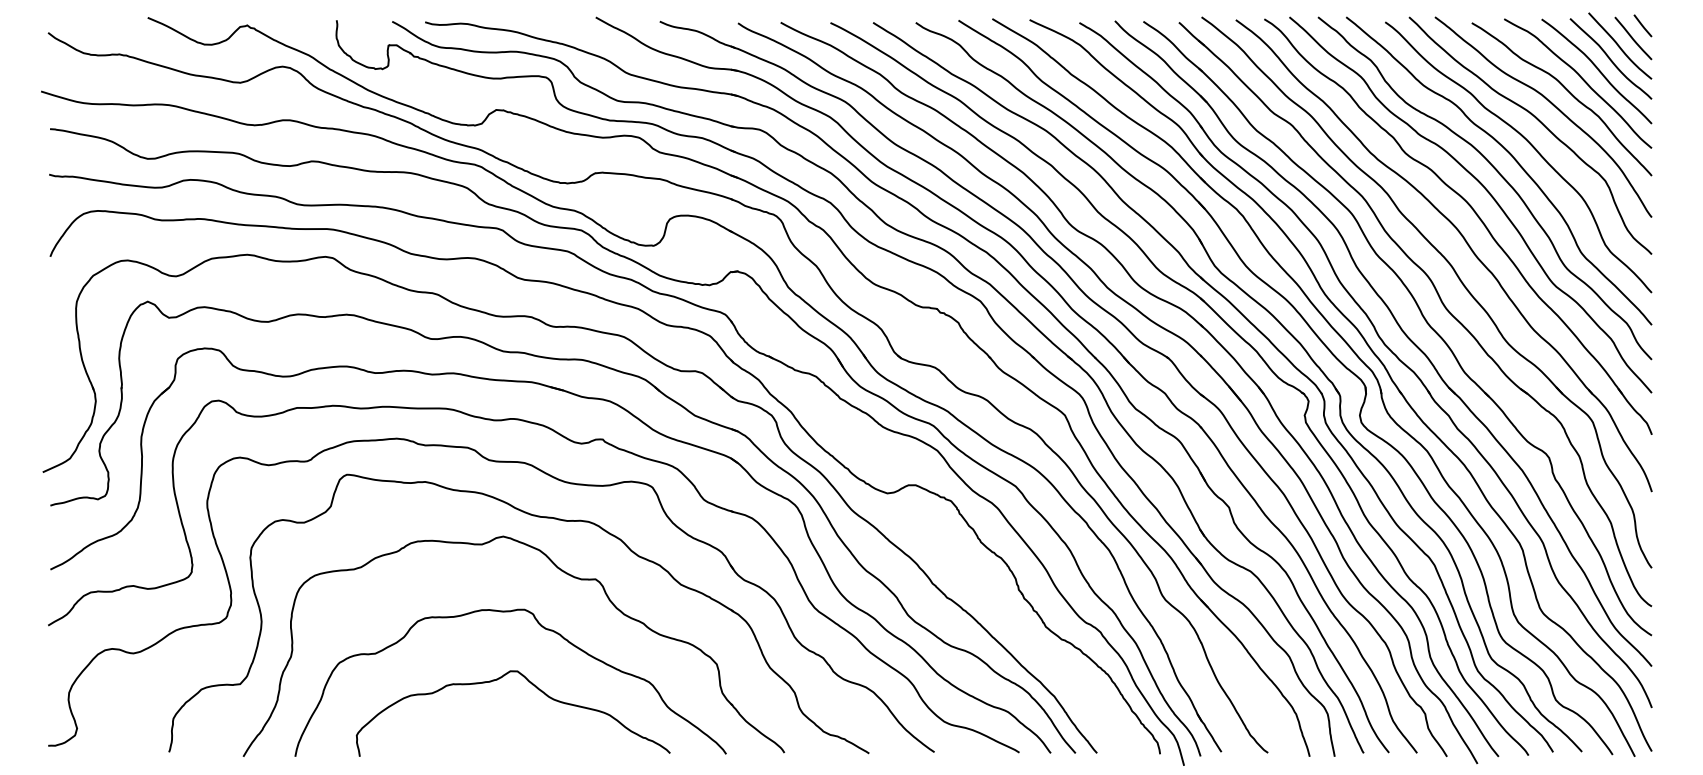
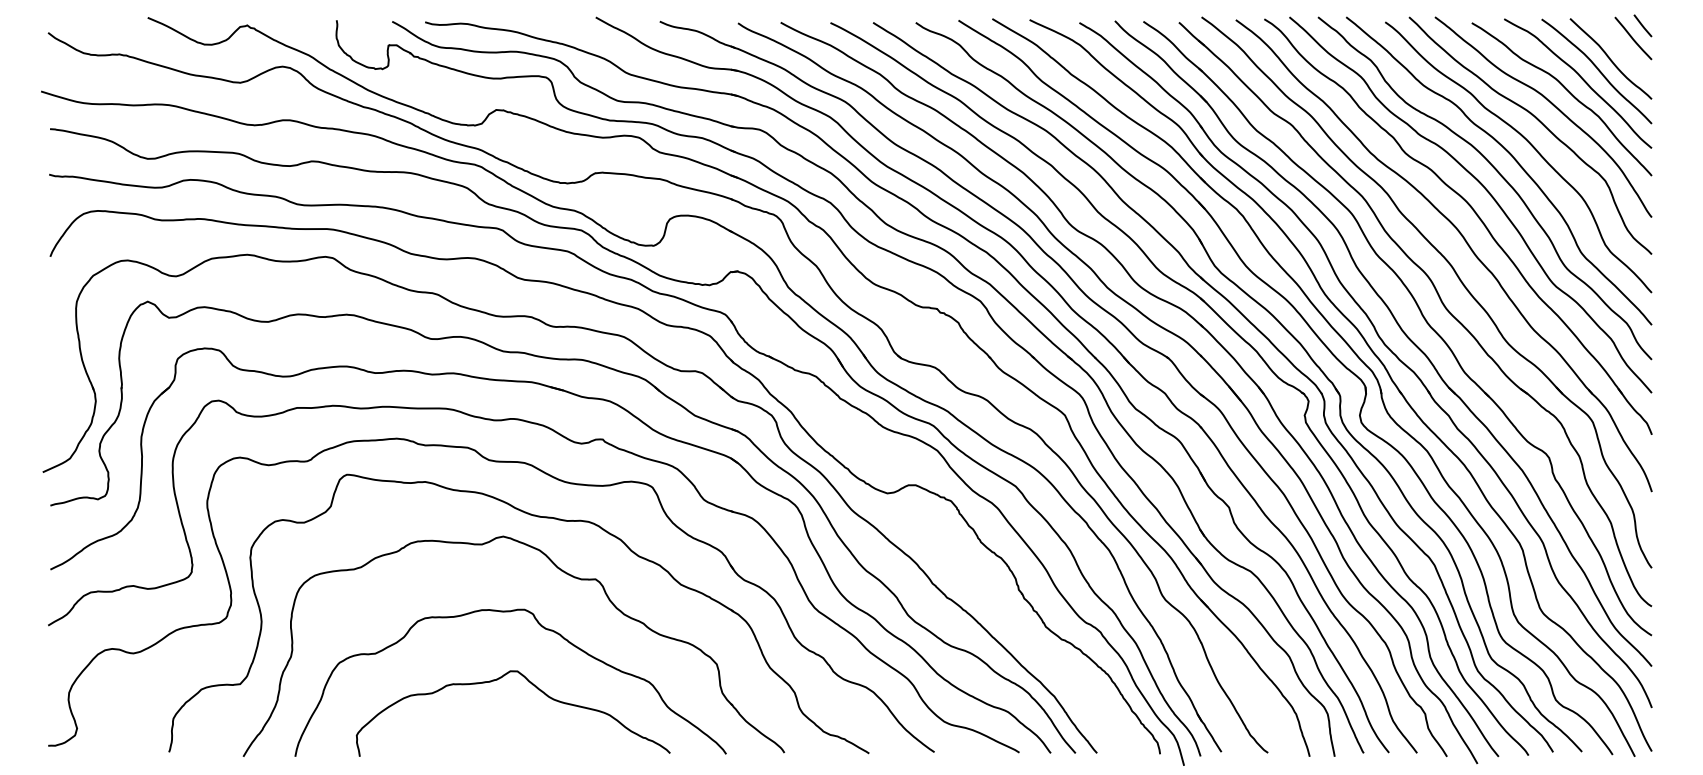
curve: present -> none (1619, 45)
